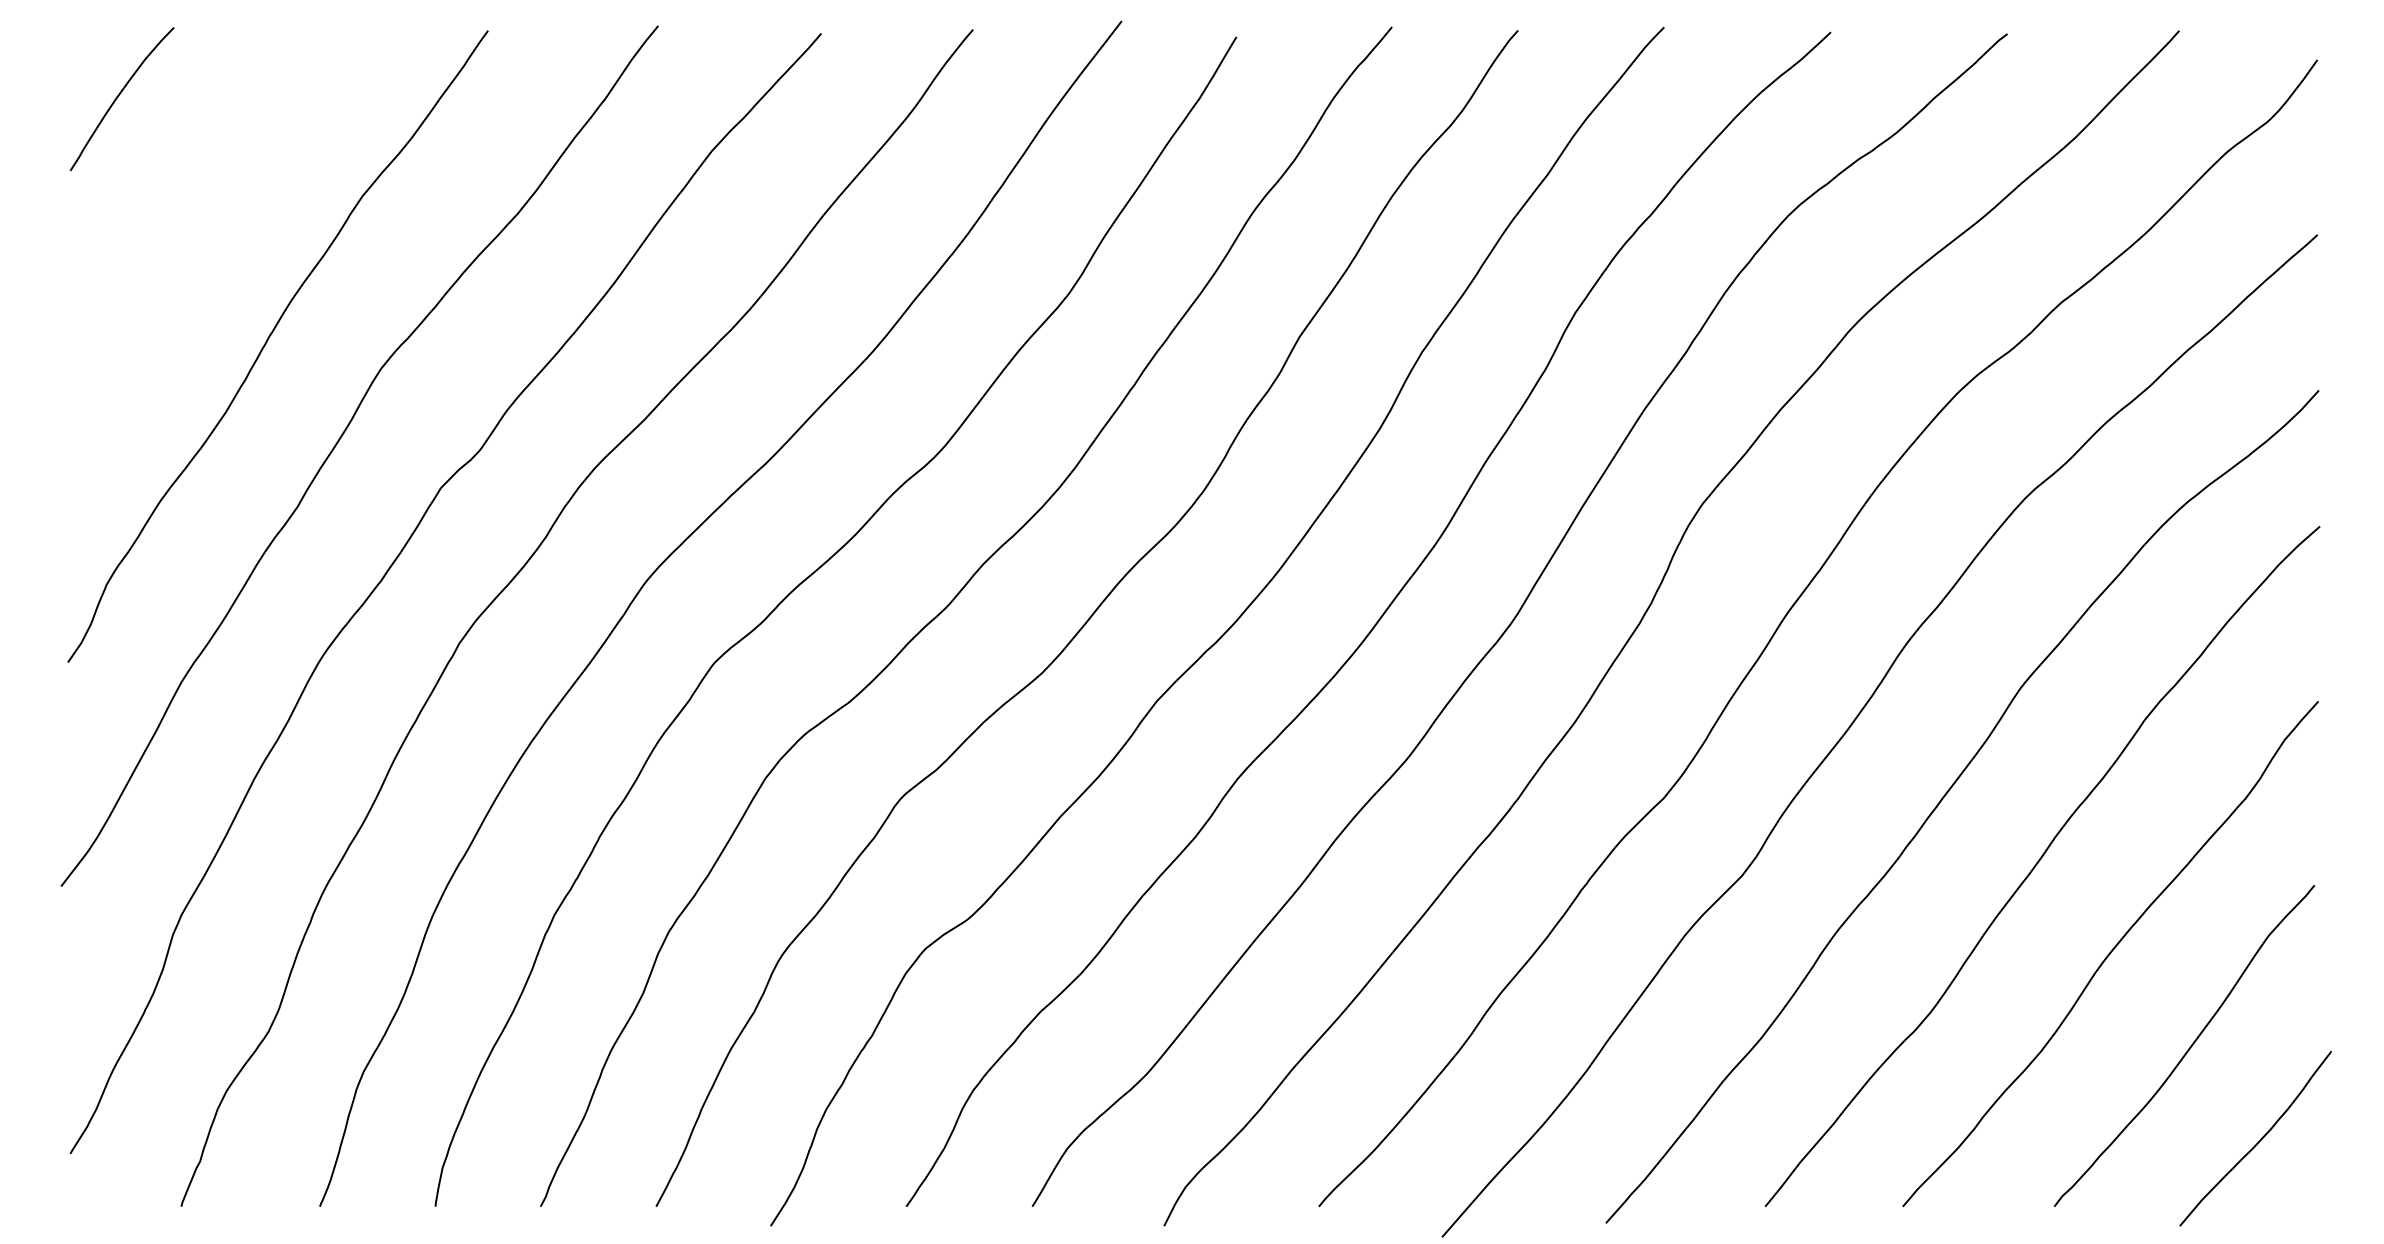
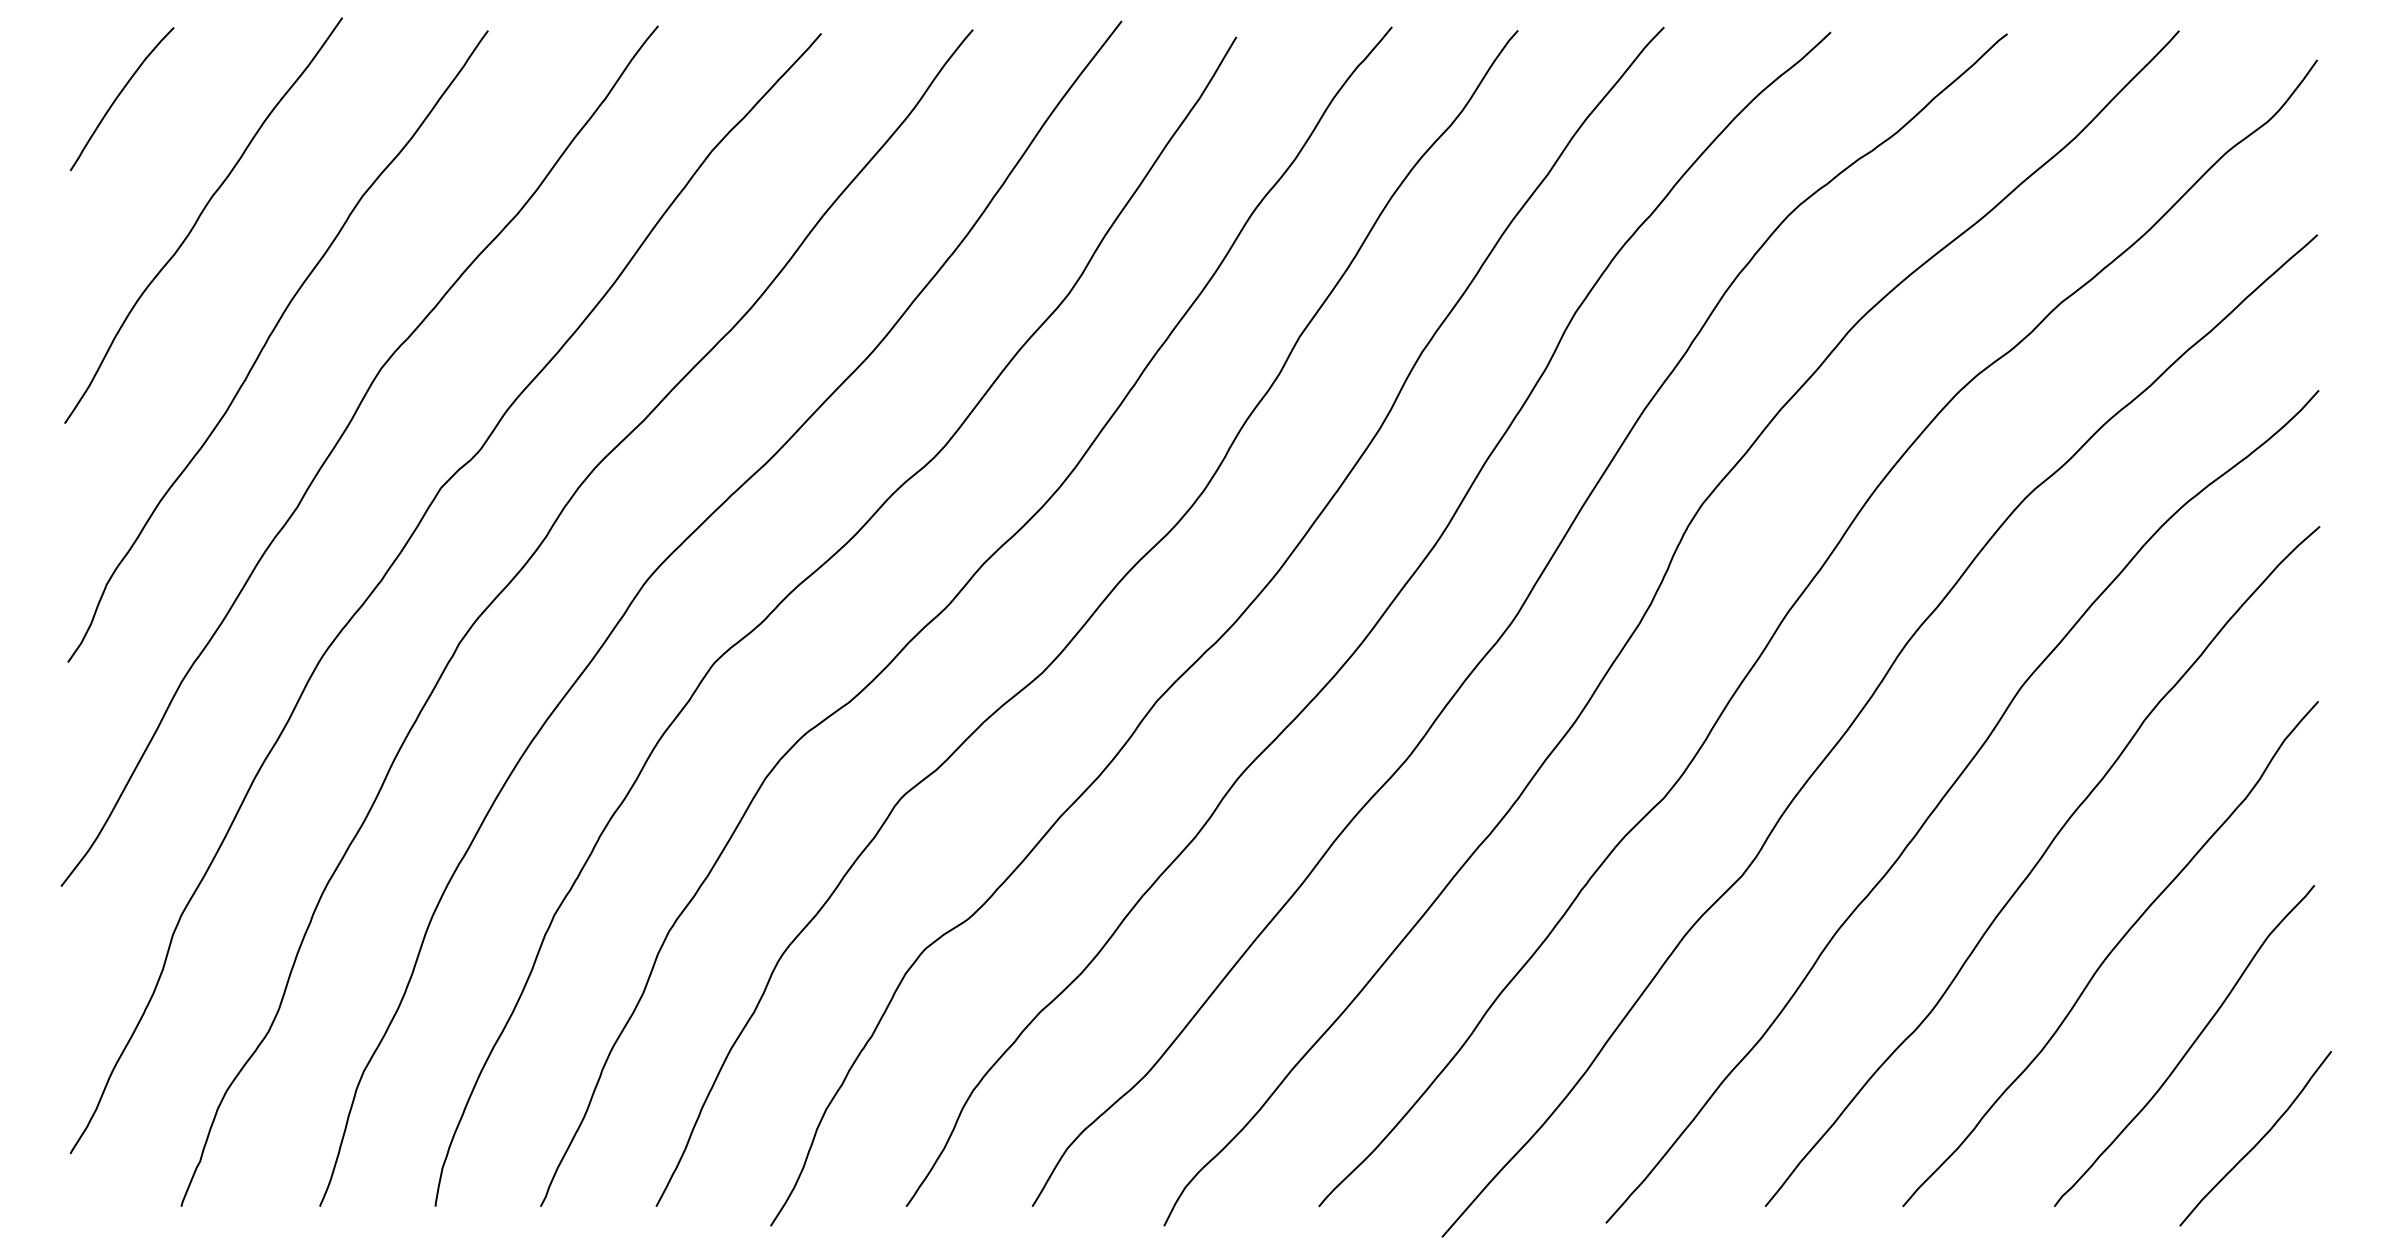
curve: none -> present (199, 218)
